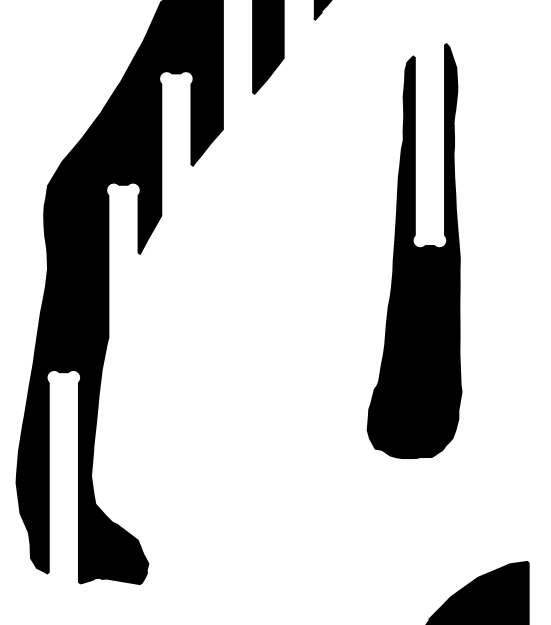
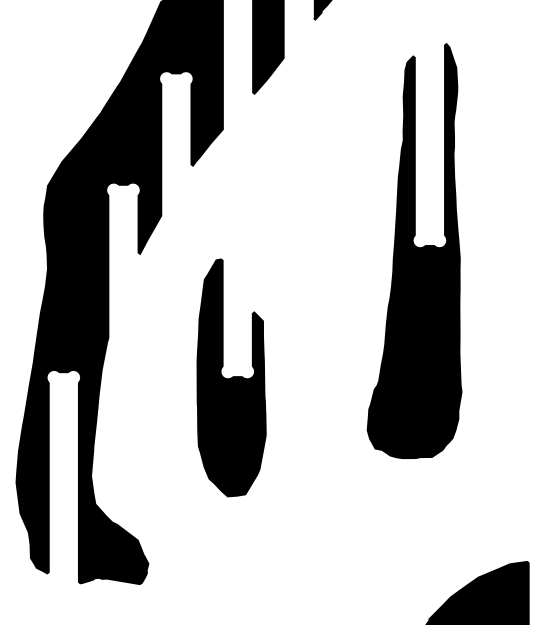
part: none -> present (231, 377)
